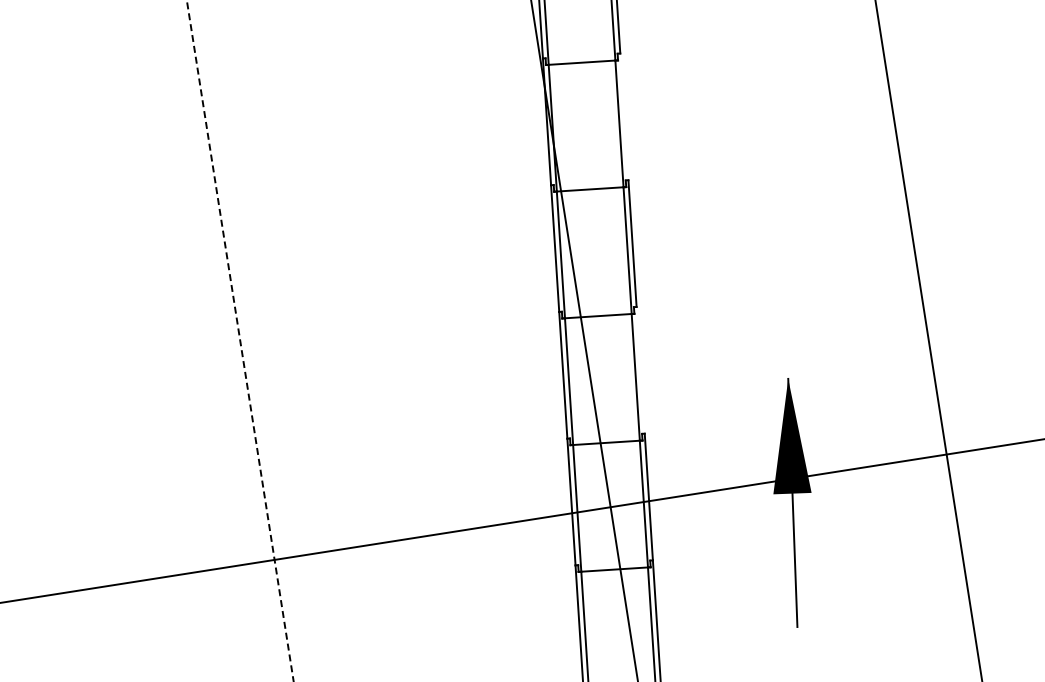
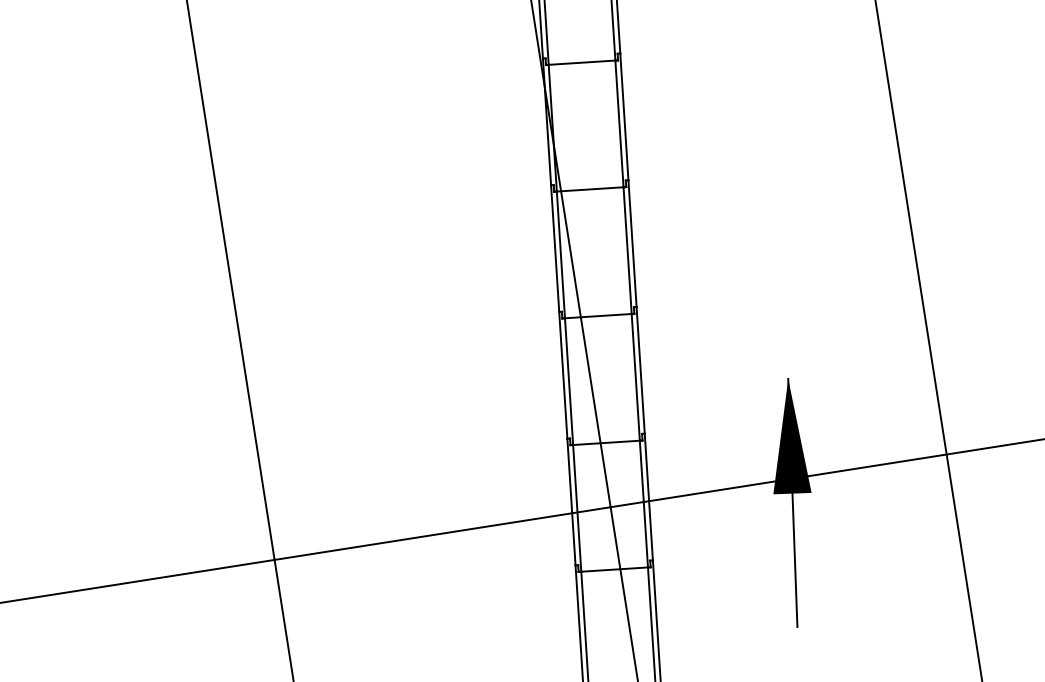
line: none -> present (624, 116)
line: dashed -> solid (240, 341)
line: none -> present (640, 369)
